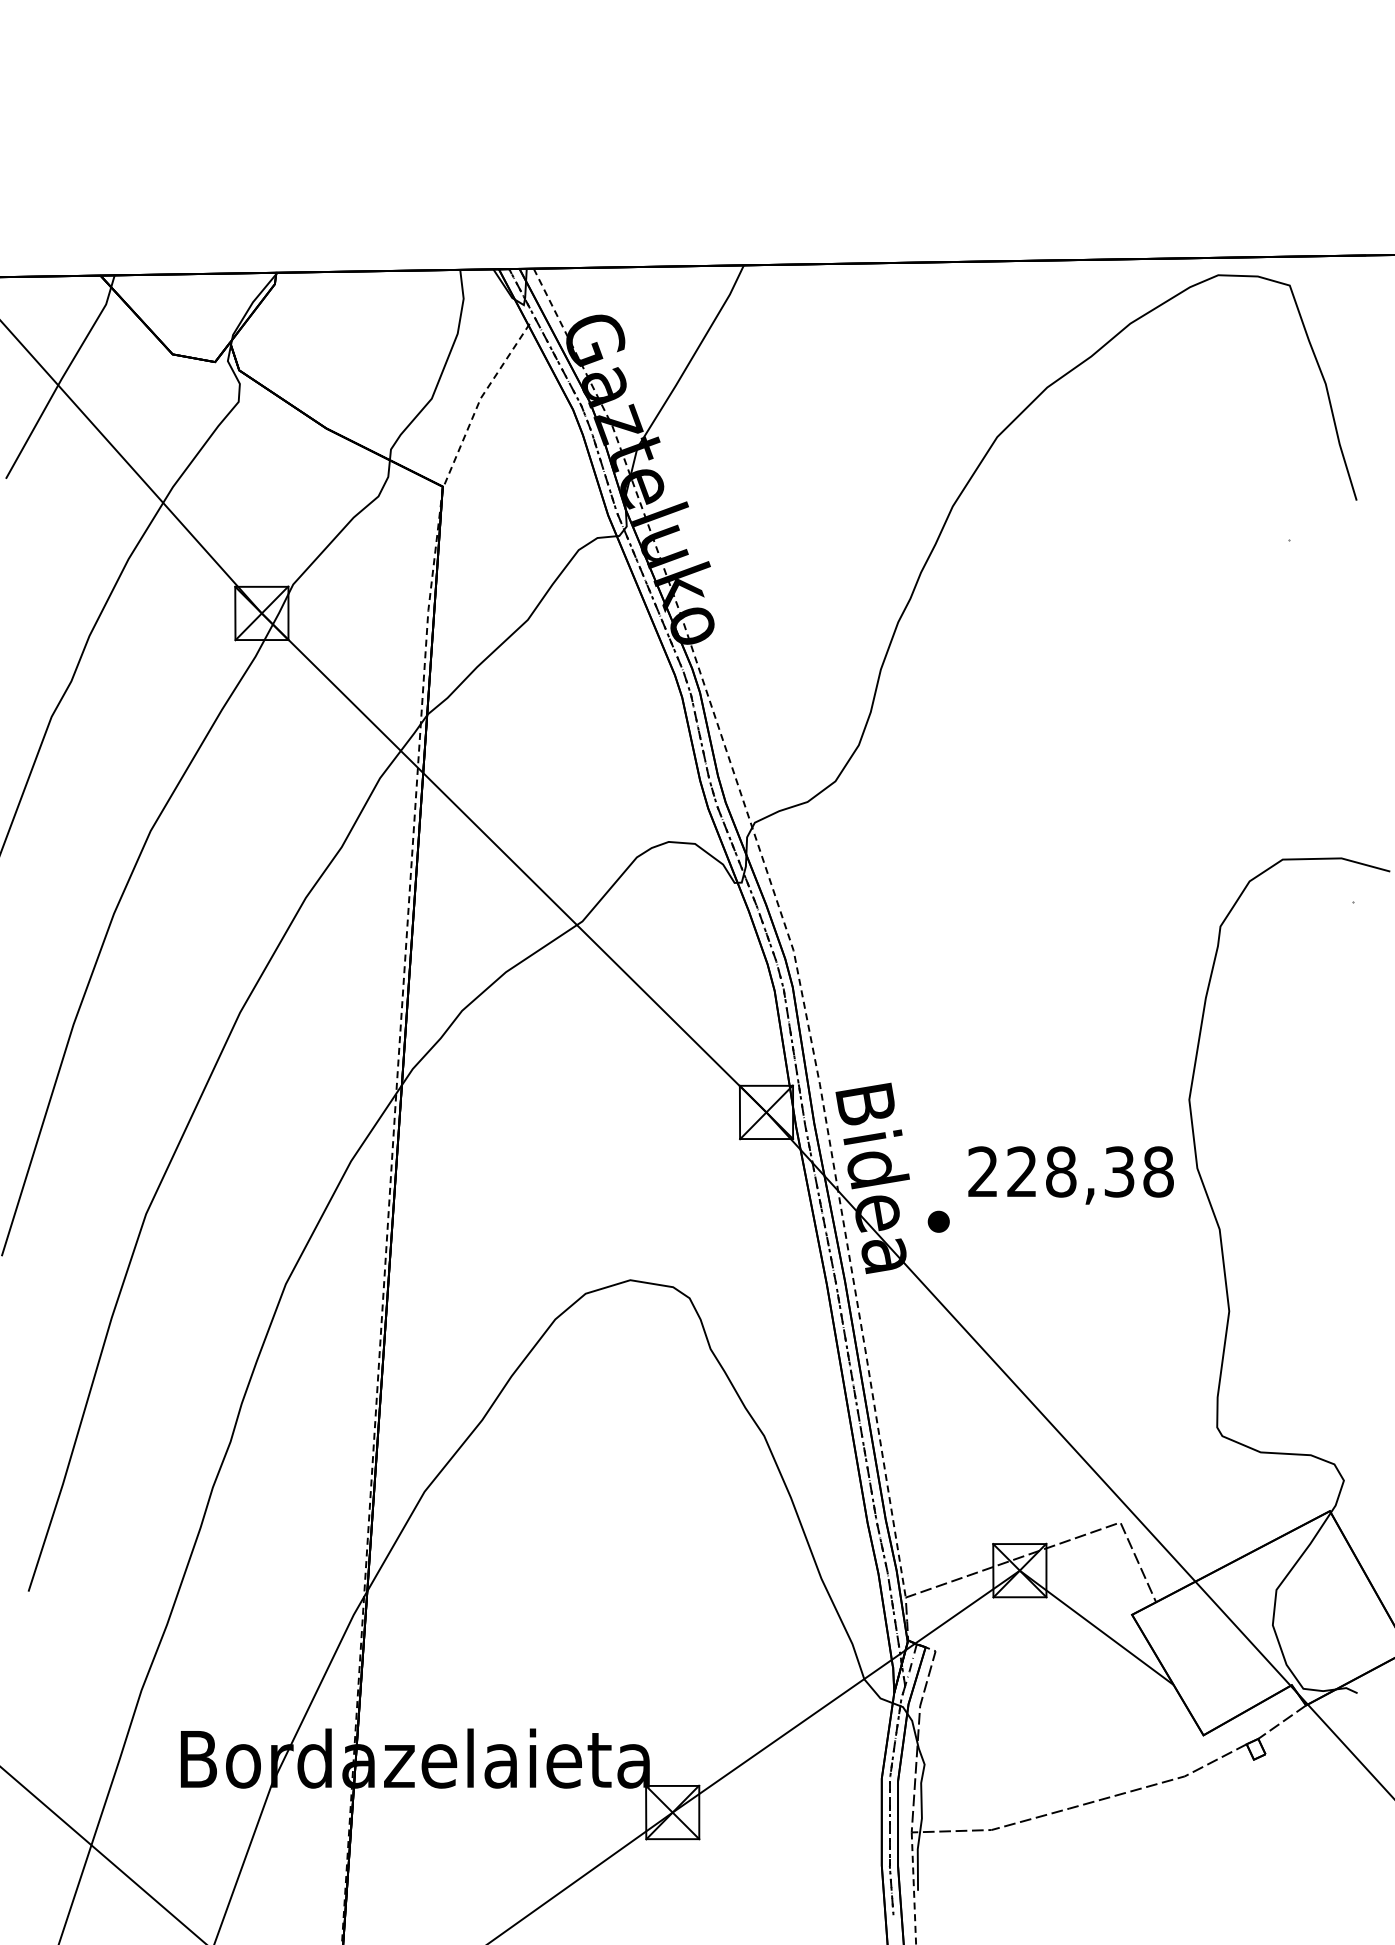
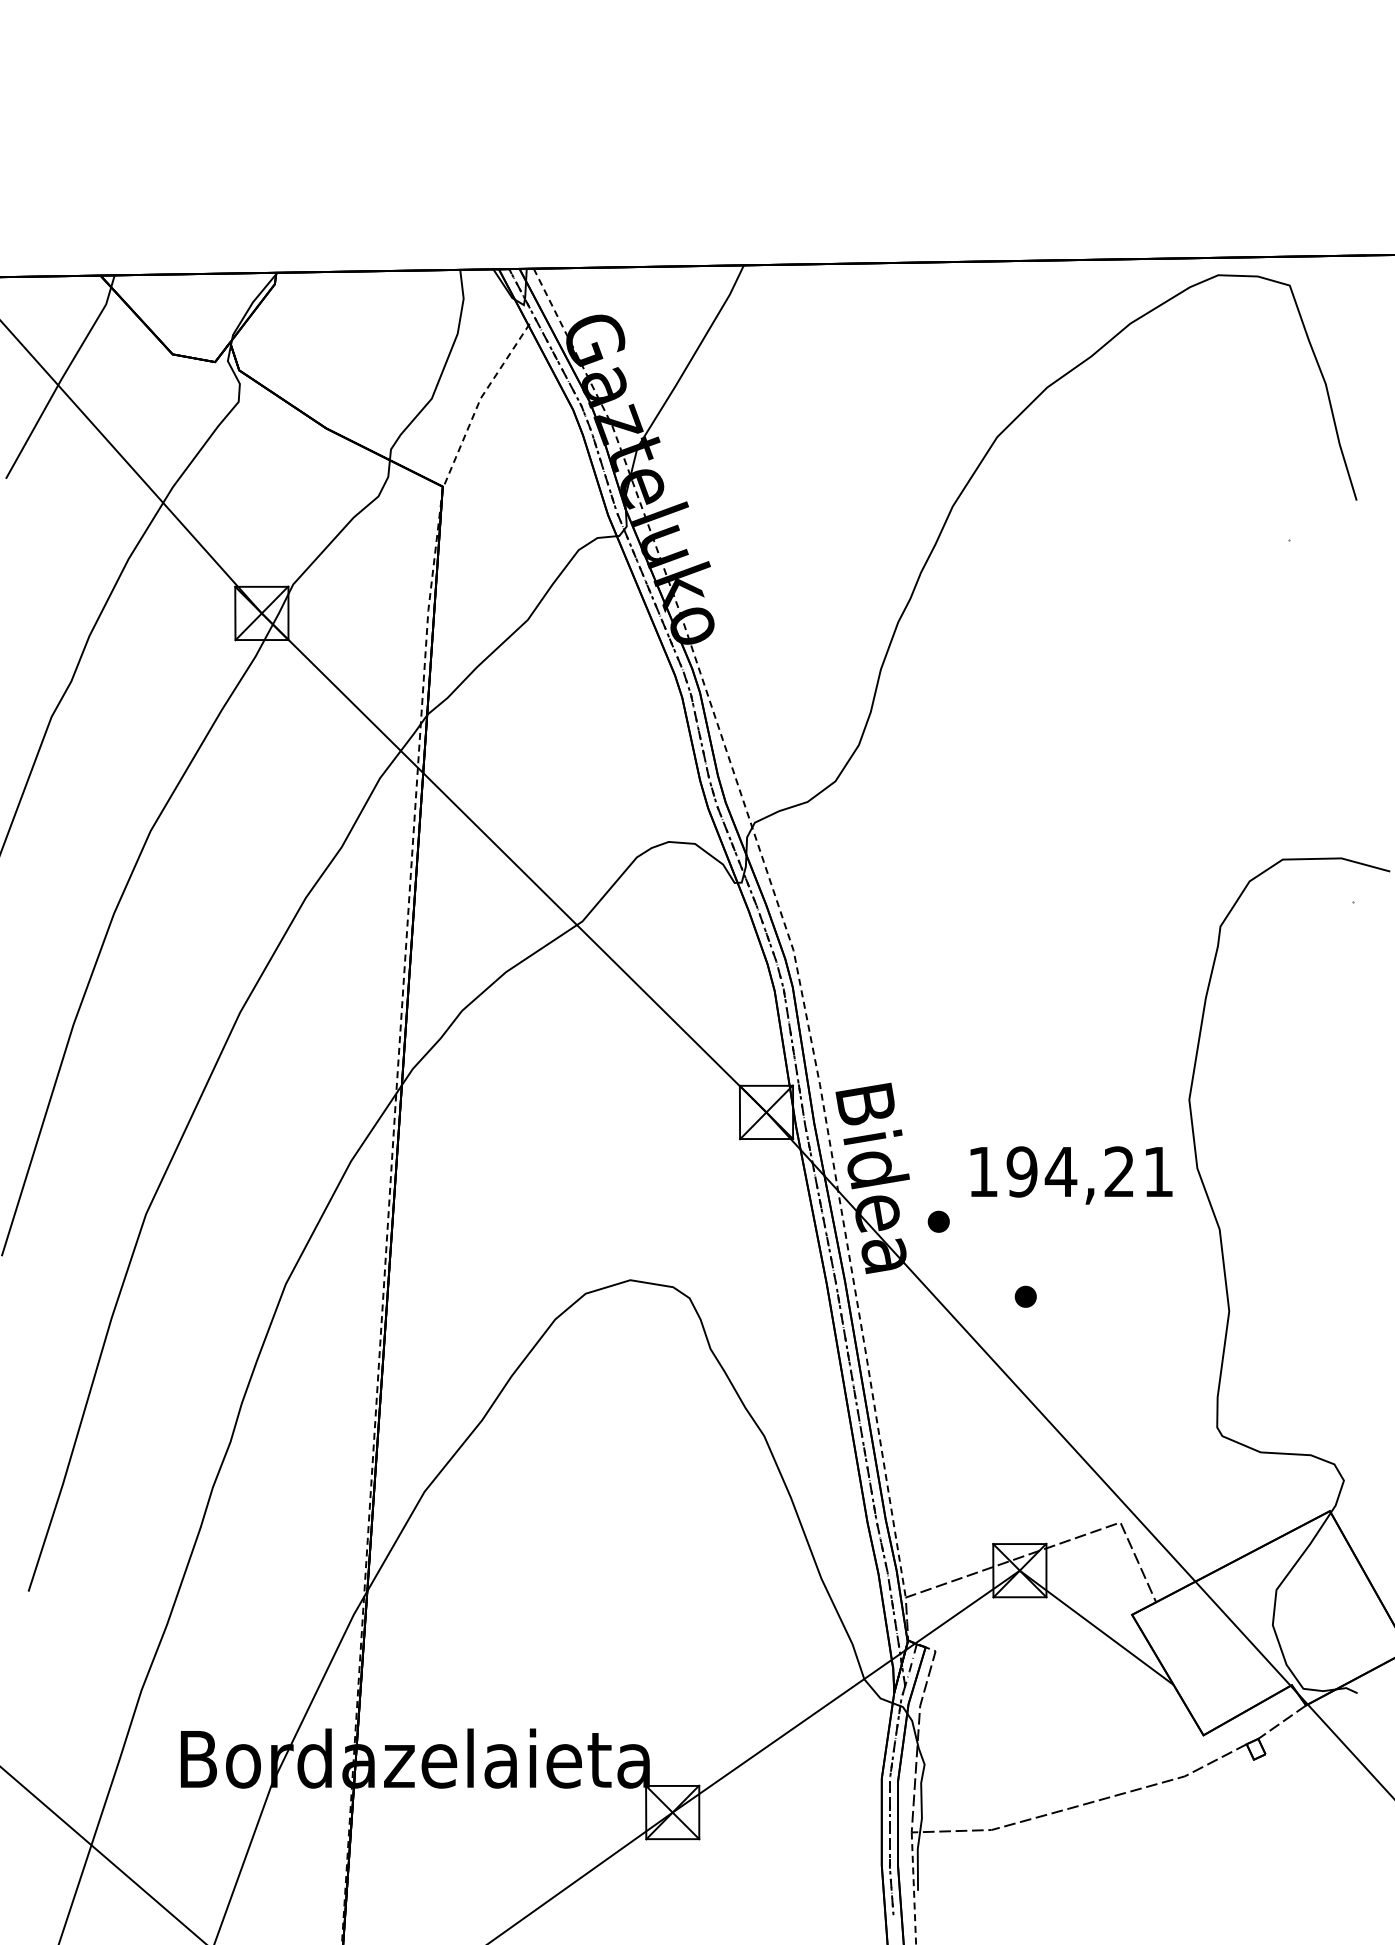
text: 228,38 -> 194,21 (1070, 1171)
part: none -> present (1025, 1296)
